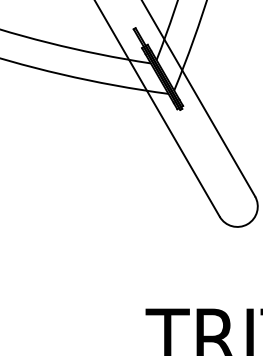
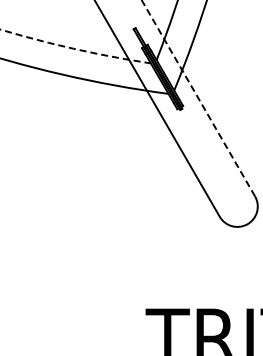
arc: solid -> dashed (74, 49)
line: solid -> dashed (198, 97)
